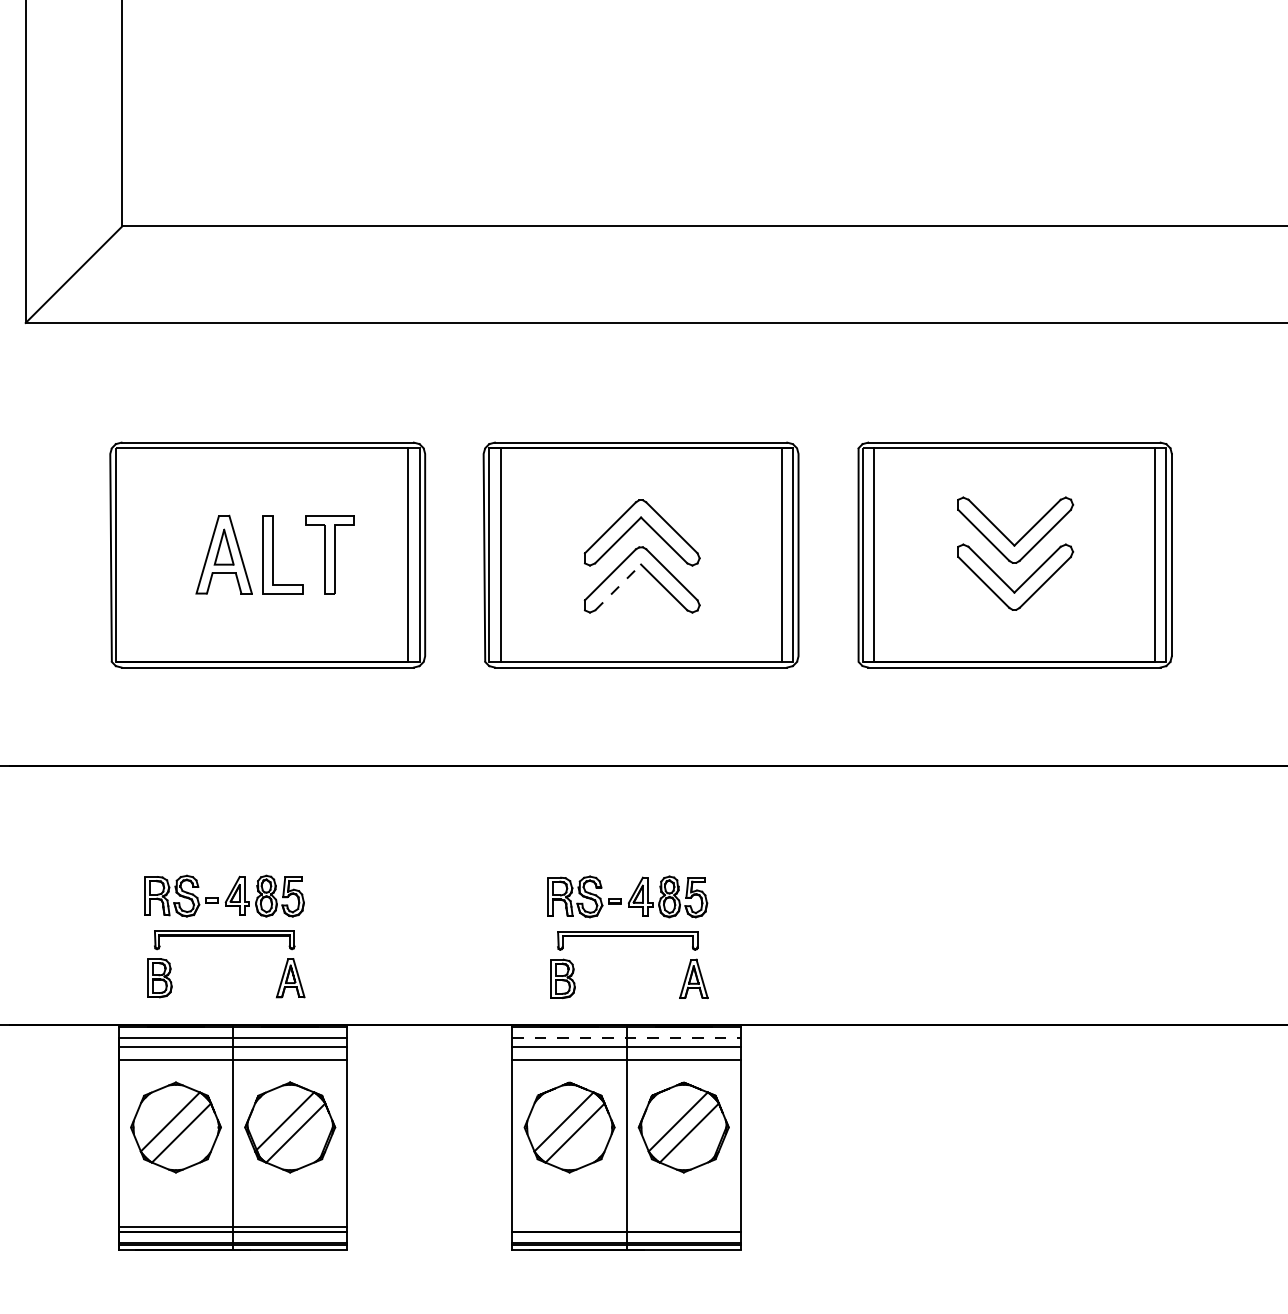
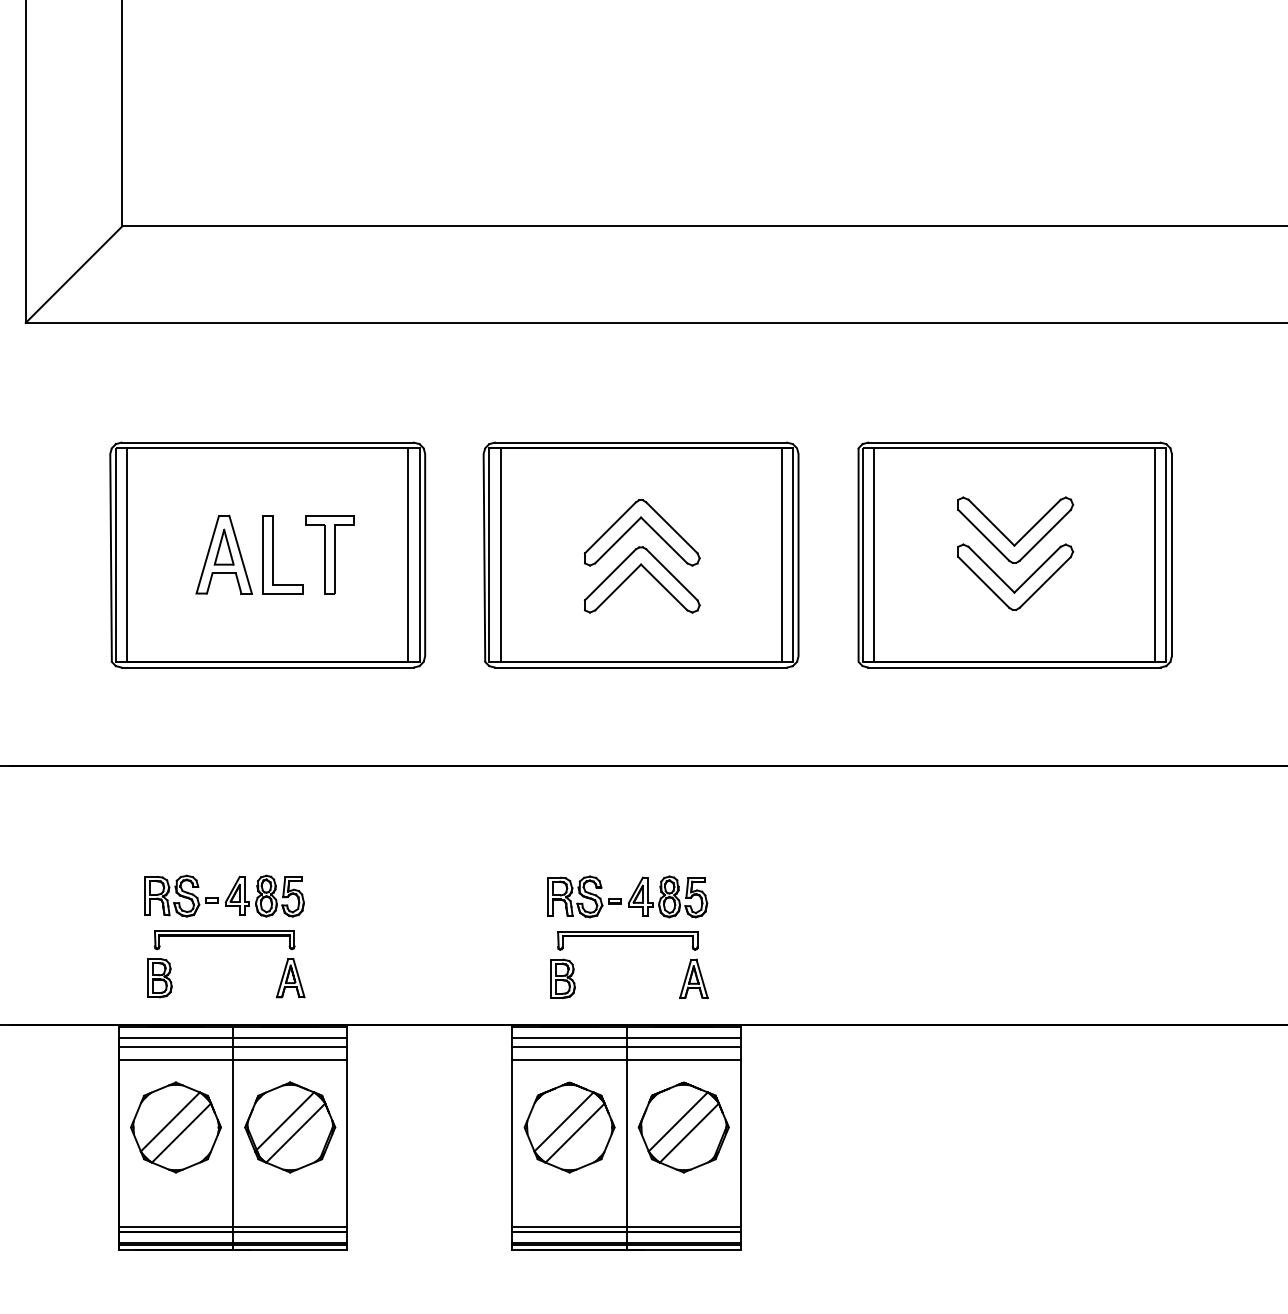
line: none -> present (127, 554)
line: dashed -> solid (618, 587)
line: dashed -> solid (627, 1038)
line: none -> present (626, 1227)
